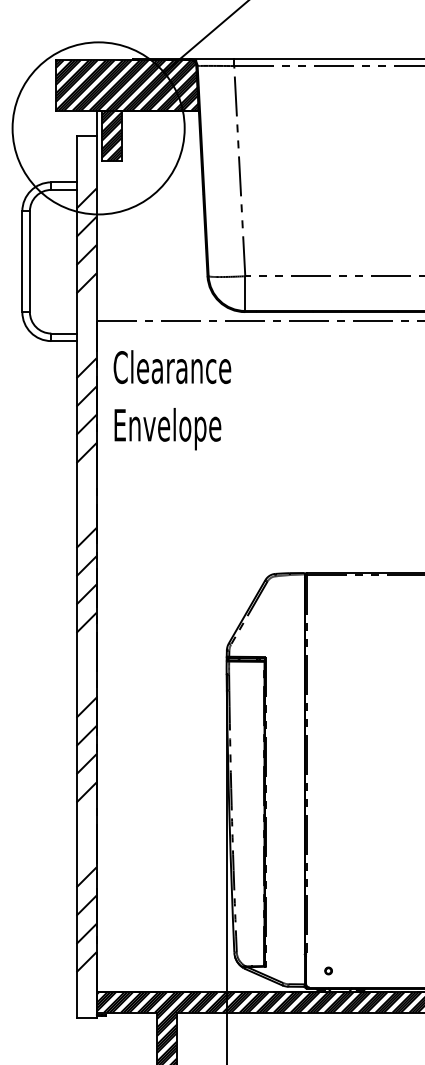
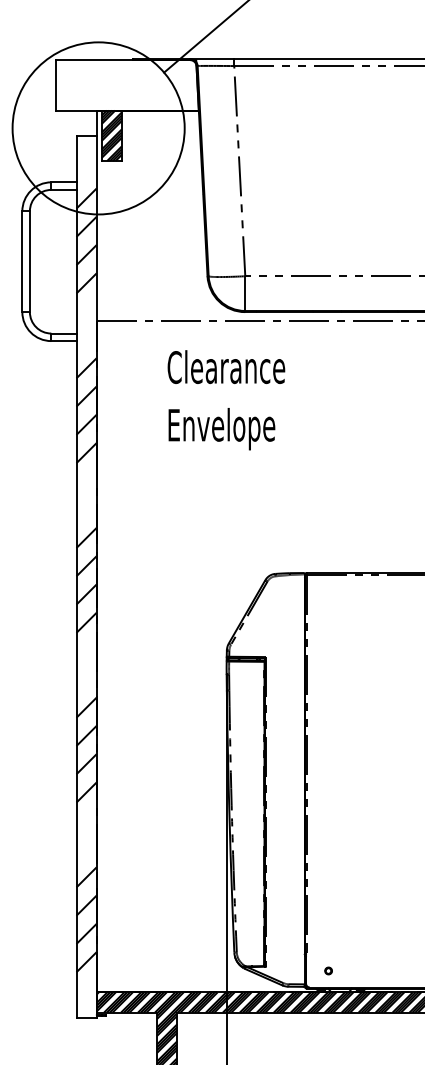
hatch: present -> none (127, 85)
text position: (172, 400) -> (226, 400) (226, 400)
